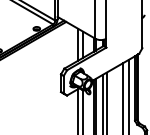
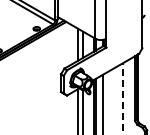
line: present -> none (128, 95)
line: solid -> dashed (123, 98)
line: present -> none (106, 101)
